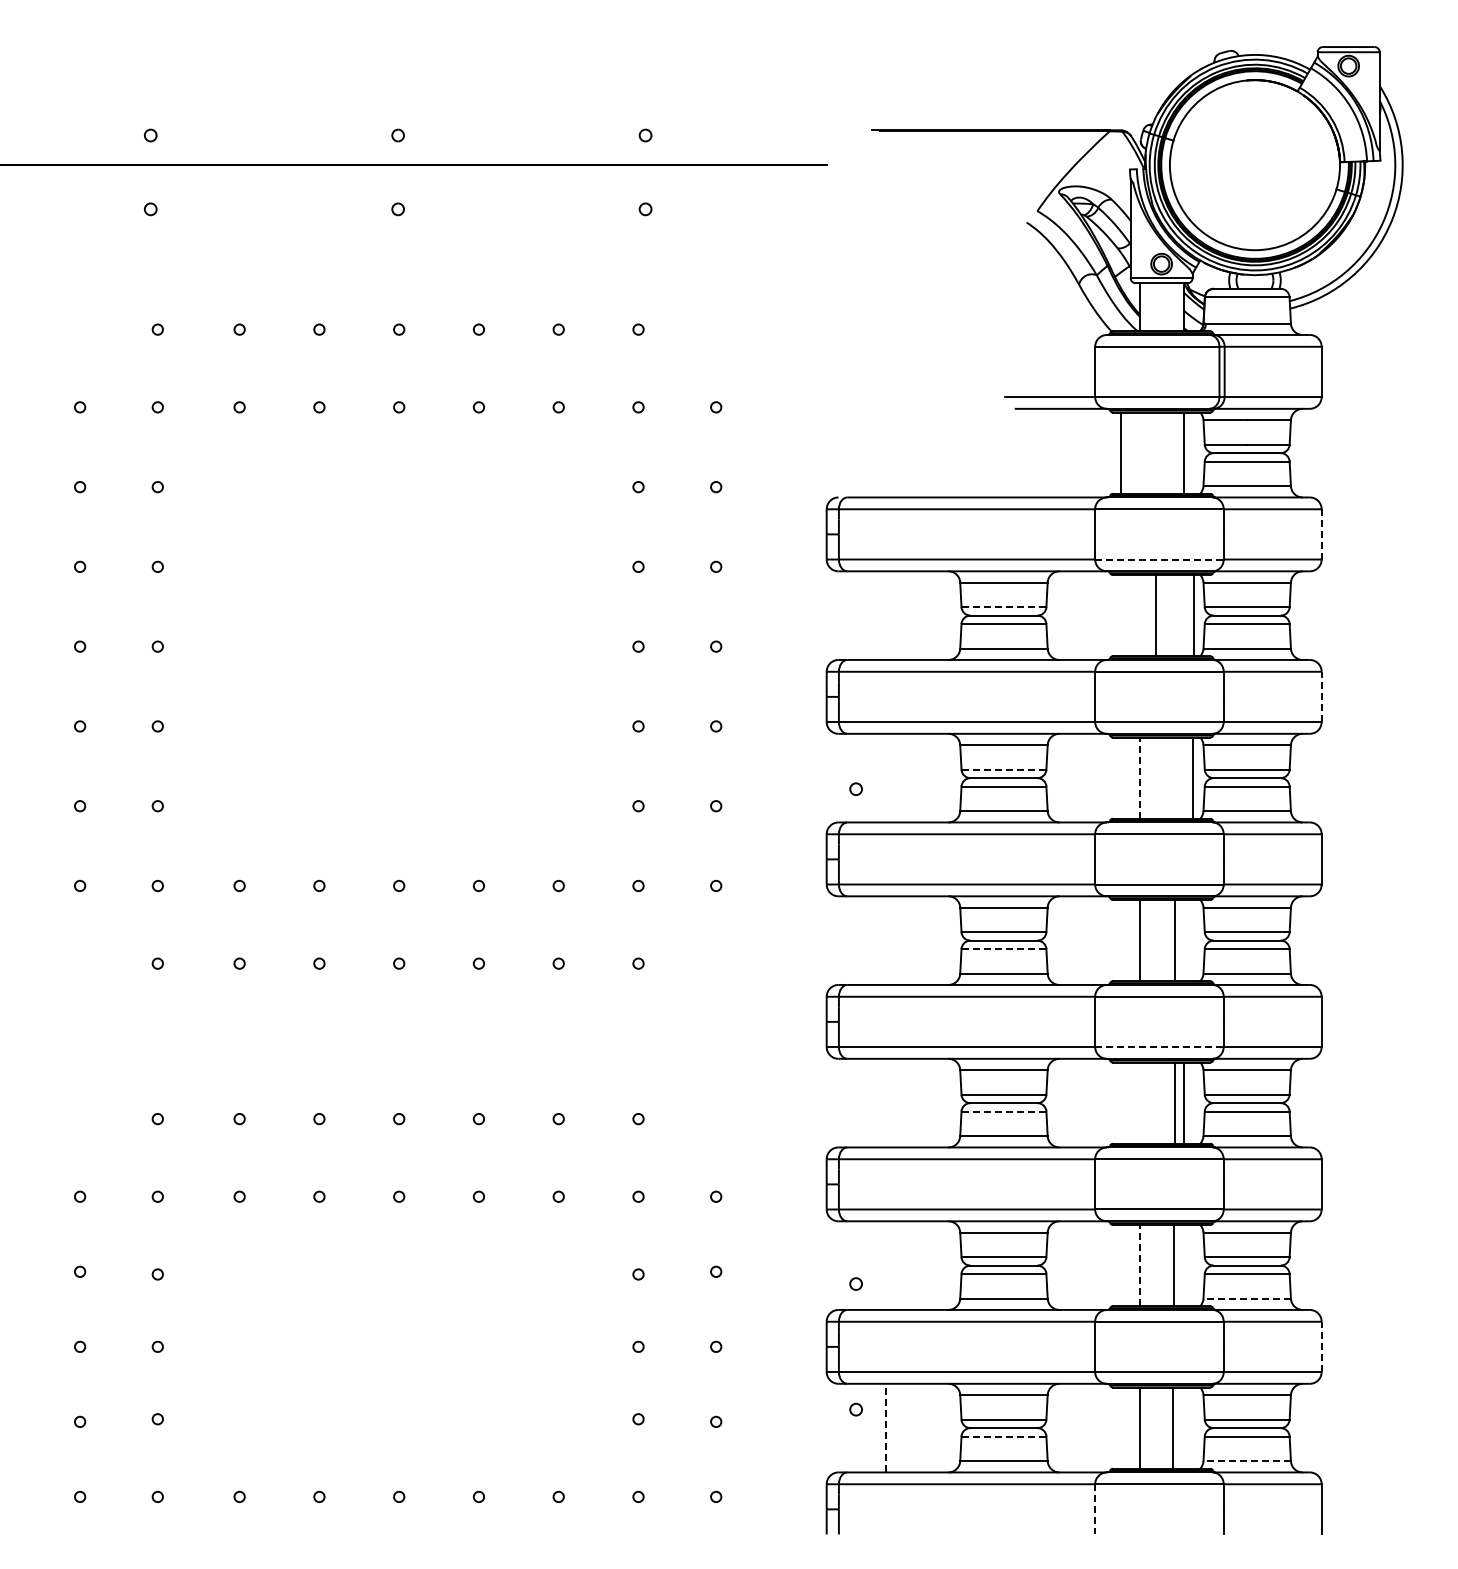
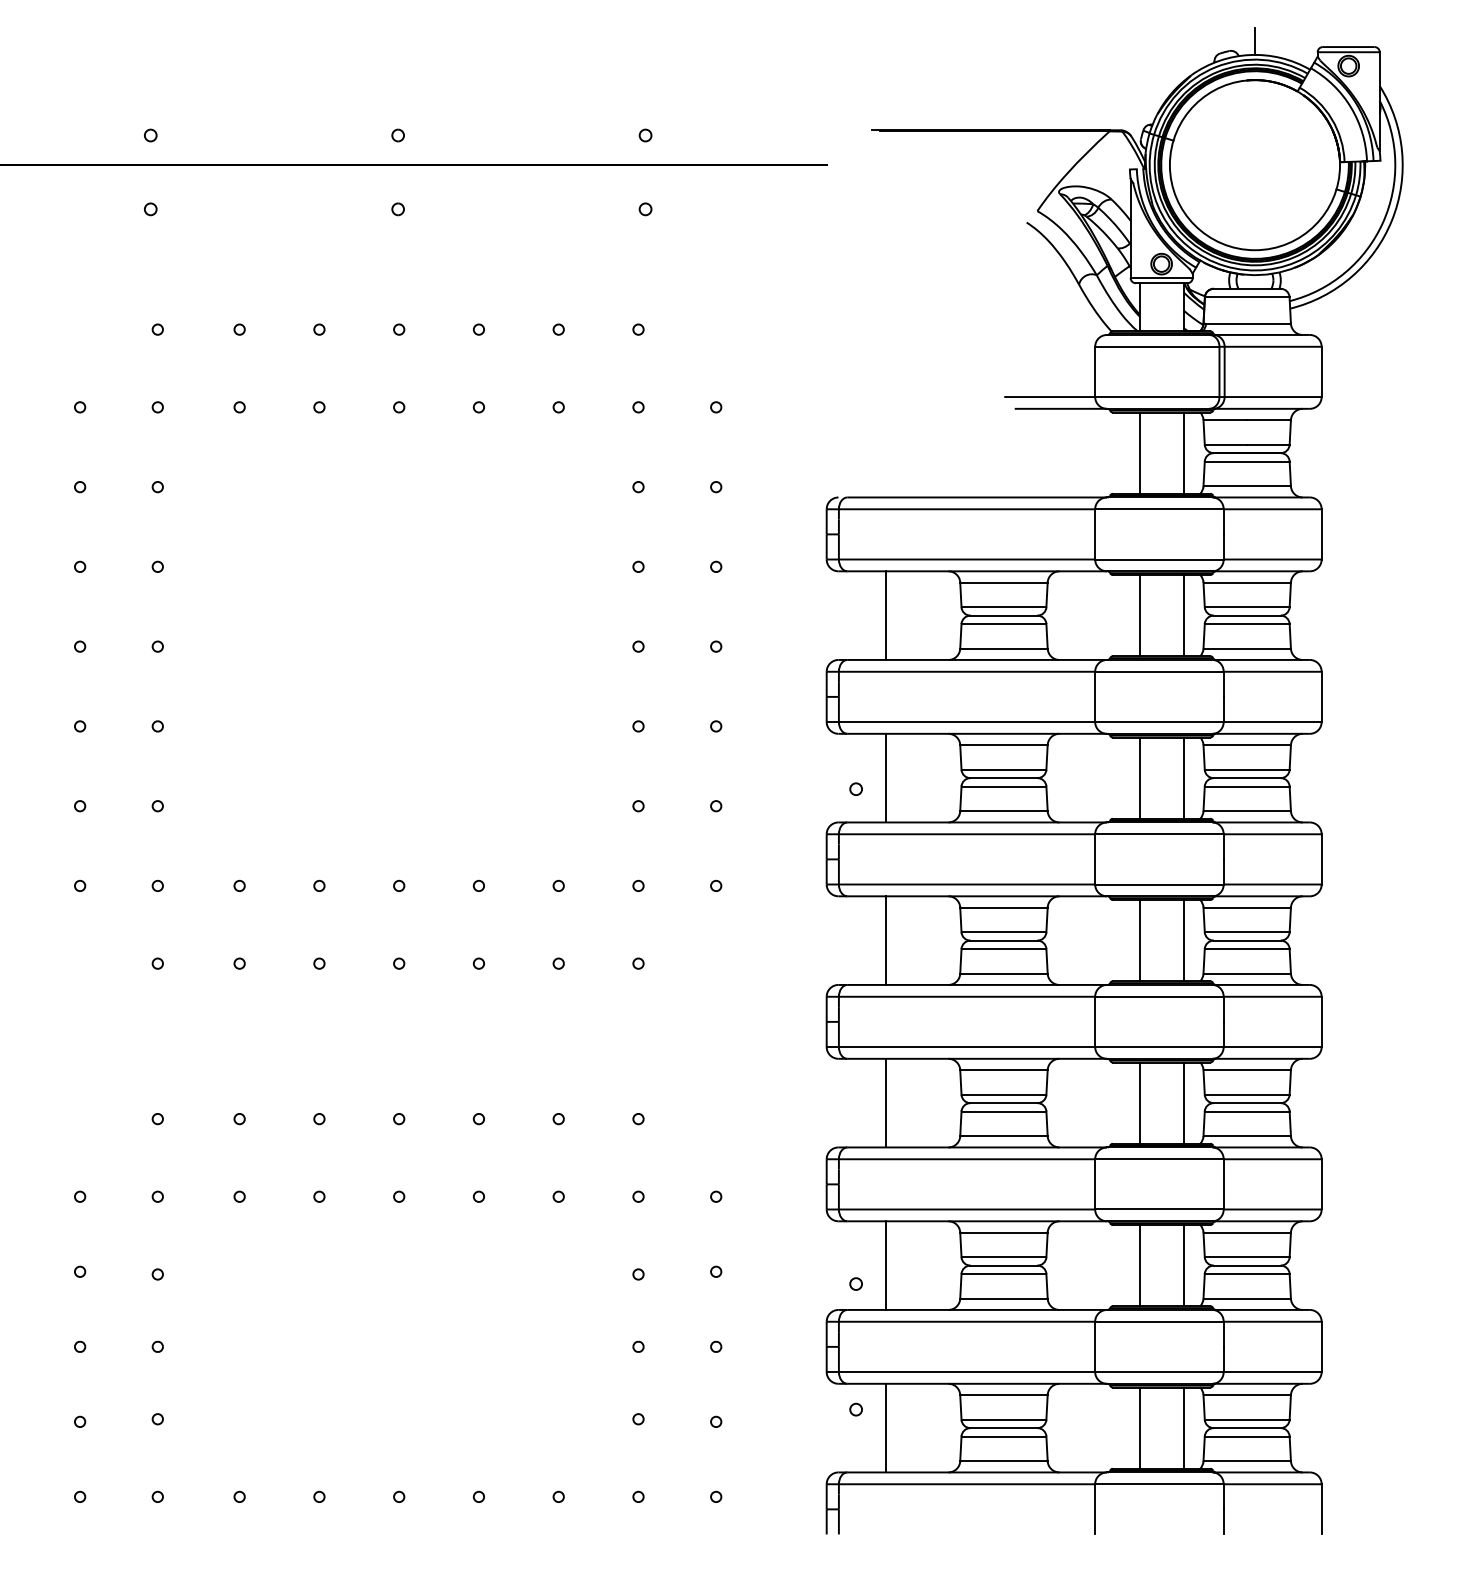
line: none -> present (1254, 40)
line position: (1120, 452) -> (1139, 452) (1139, 452)
line: dashed -> solid (1321, 533)
line: dashed -> solid (1159, 559)
line: dashed -> solid (1003, 607)
line: none -> present (885, 615)
line position: (1155, 615) -> (1139, 615) (1139, 615)
line position: (1193, 615) -> (1183, 615) (1183, 615)
line: dashed -> solid (1321, 696)
line: dashed -> solid (1003, 769)
line: none -> present (885, 777)
line position: (1192, 777) -> (1183, 777) (1183, 777)
line: dashed -> solid (1139, 778)
line: none -> present (885, 940)
line position: (1174, 940) -> (1183, 940) (1183, 940)
line: dashed -> solid (1004, 949)
line: dashed -> solid (1159, 1047)
line: none -> present (885, 1102)
line position: (1174, 1102) -> (1139, 1102) (1139, 1102)
line: dashed -> solid (1004, 1111)
line: none -> present (885, 1265)
line: dashed -> solid (1139, 1265)
line position: (1173, 1265) -> (1183, 1265) (1183, 1265)
line: dashed -> solid (1247, 1298)
line: dashed -> solid (1321, 1346)
line: dashed -> solid (885, 1427)
line position: (1172, 1427) -> (1183, 1427) (1183, 1427)
line: dashed -> solid (1004, 1436)
line: dashed -> solid (1247, 1461)
line: dashed -> solid (1095, 1509)
